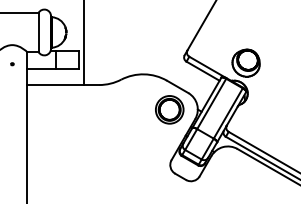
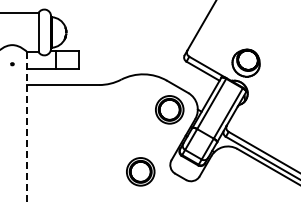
line: present -> none (84, 43)
line: solid -> dashed (26, 127)
part: none -> present (140, 171)
